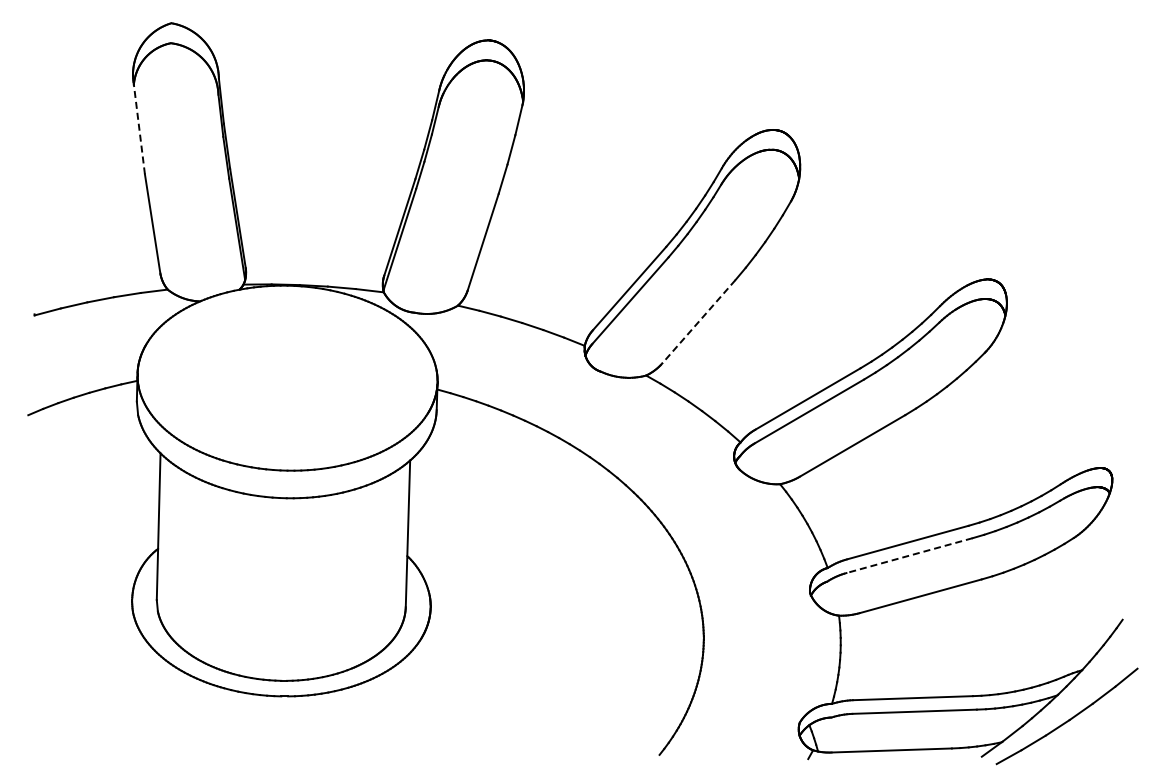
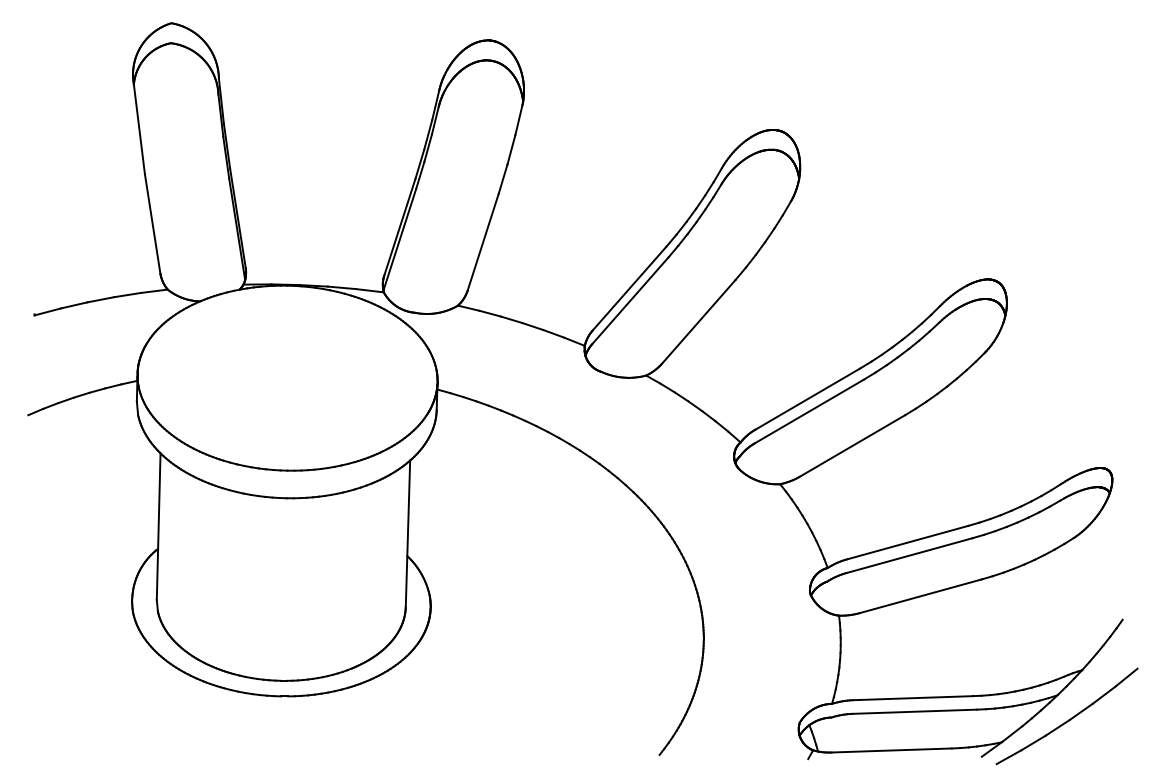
line: dashed -> solid (139, 129)
line: dashed -> solid (698, 321)
line: dashed -> solid (909, 555)
